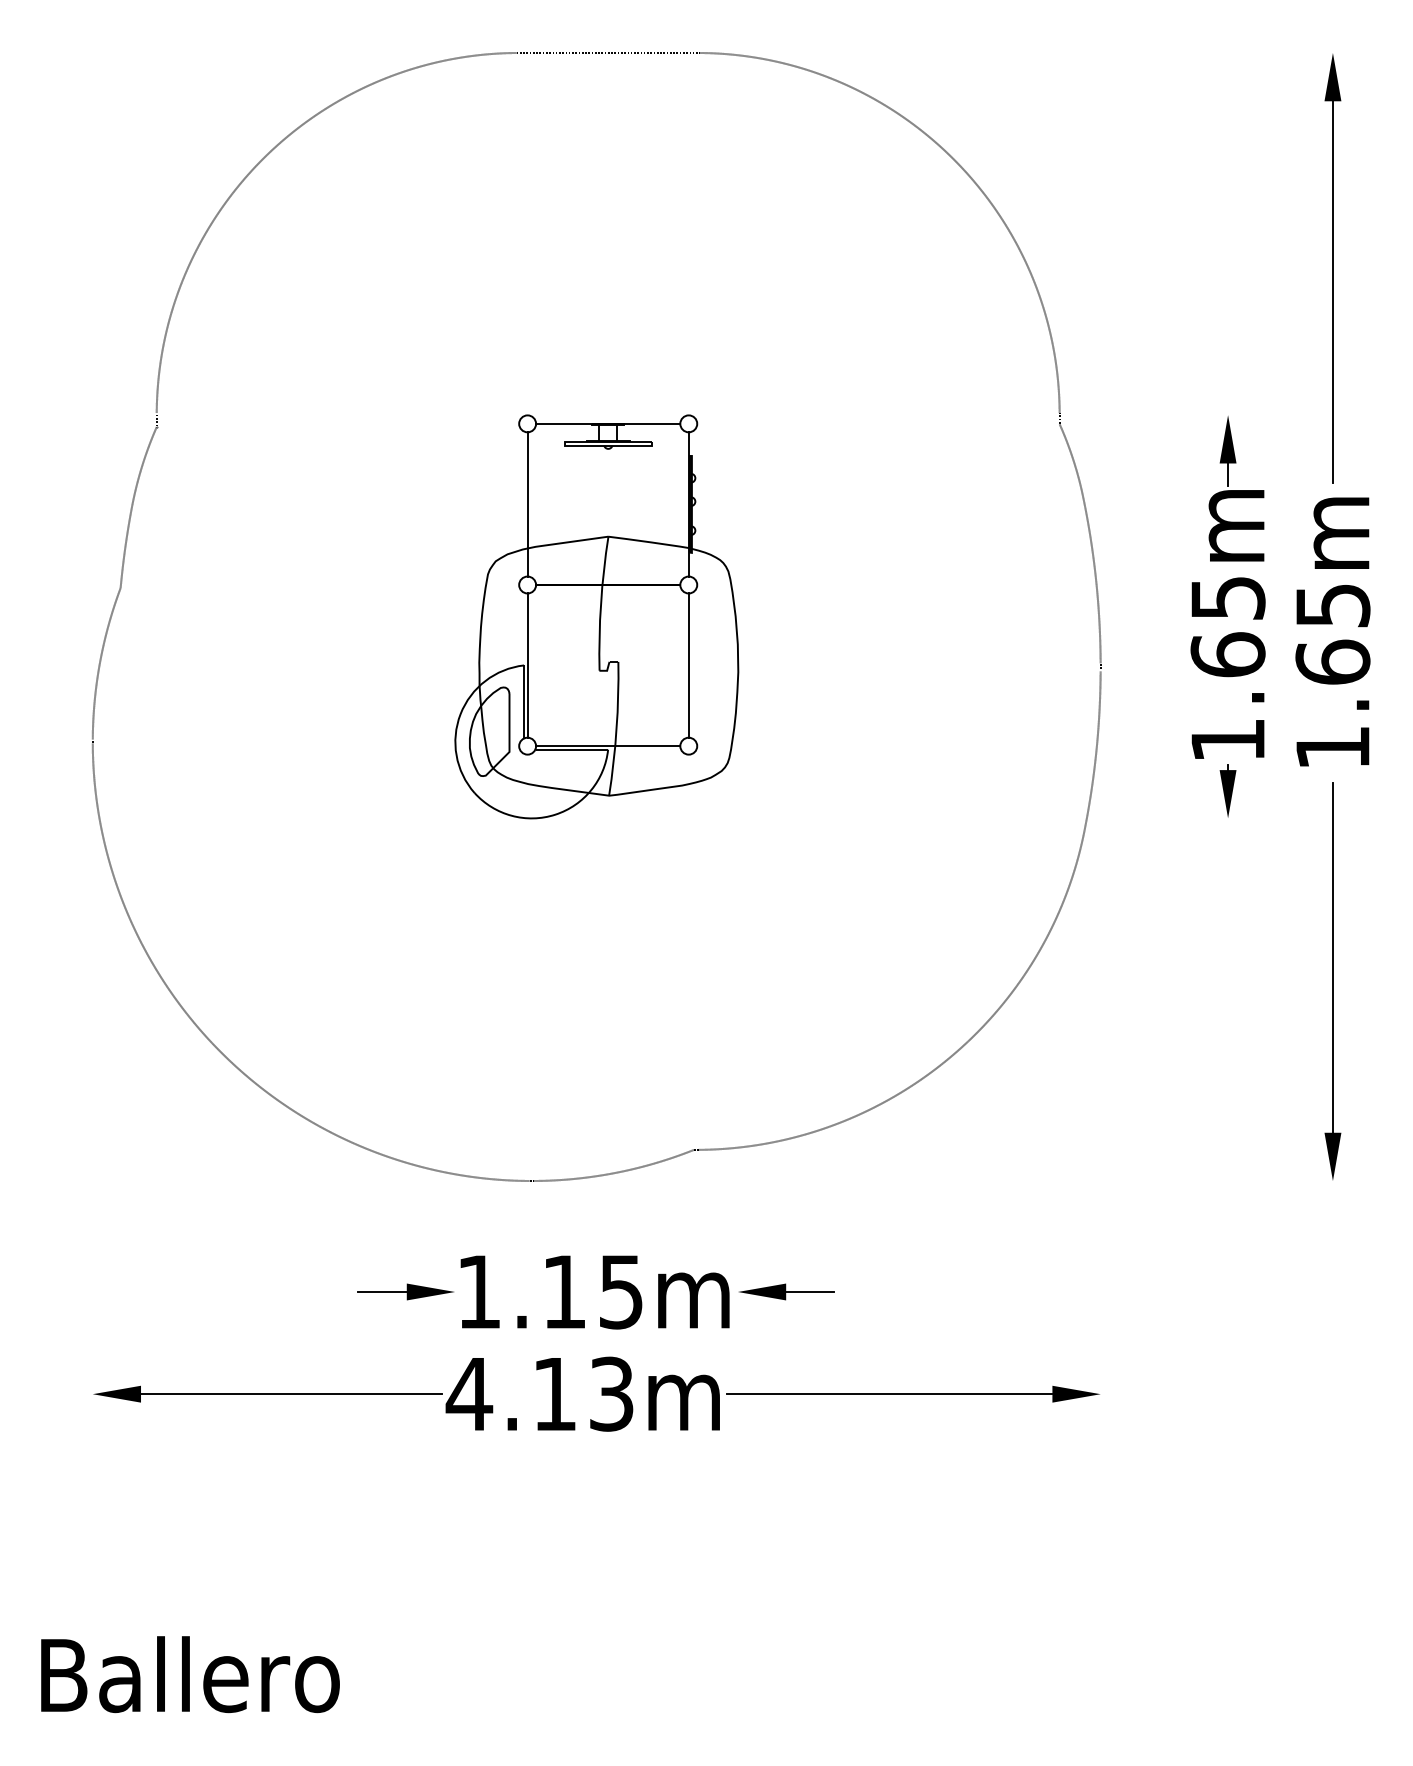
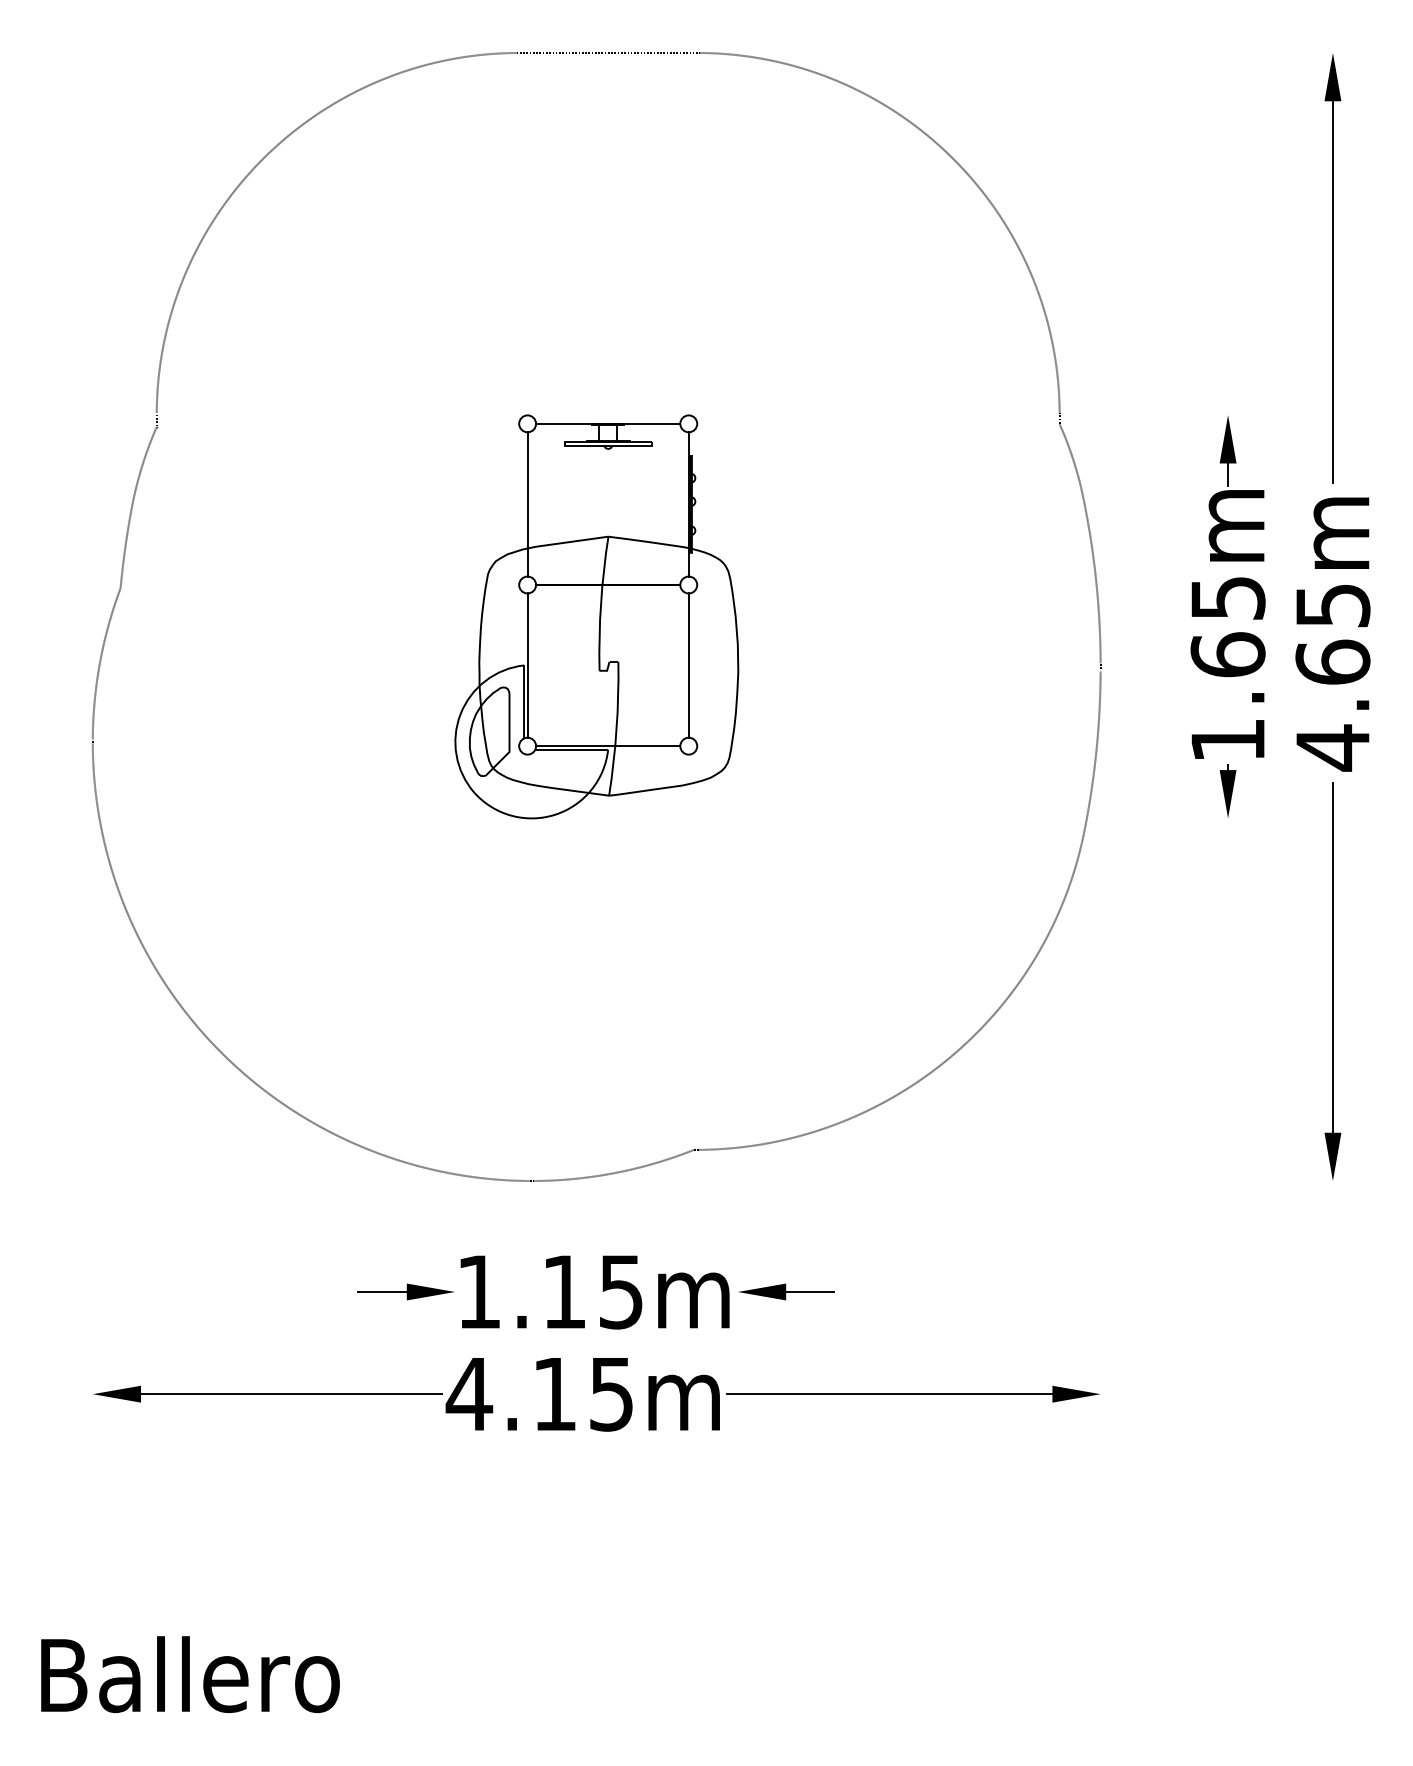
text: 1.65m -> 4.65m (1332, 747)
text: 4.13m -> 4.15m (611, 1393)
